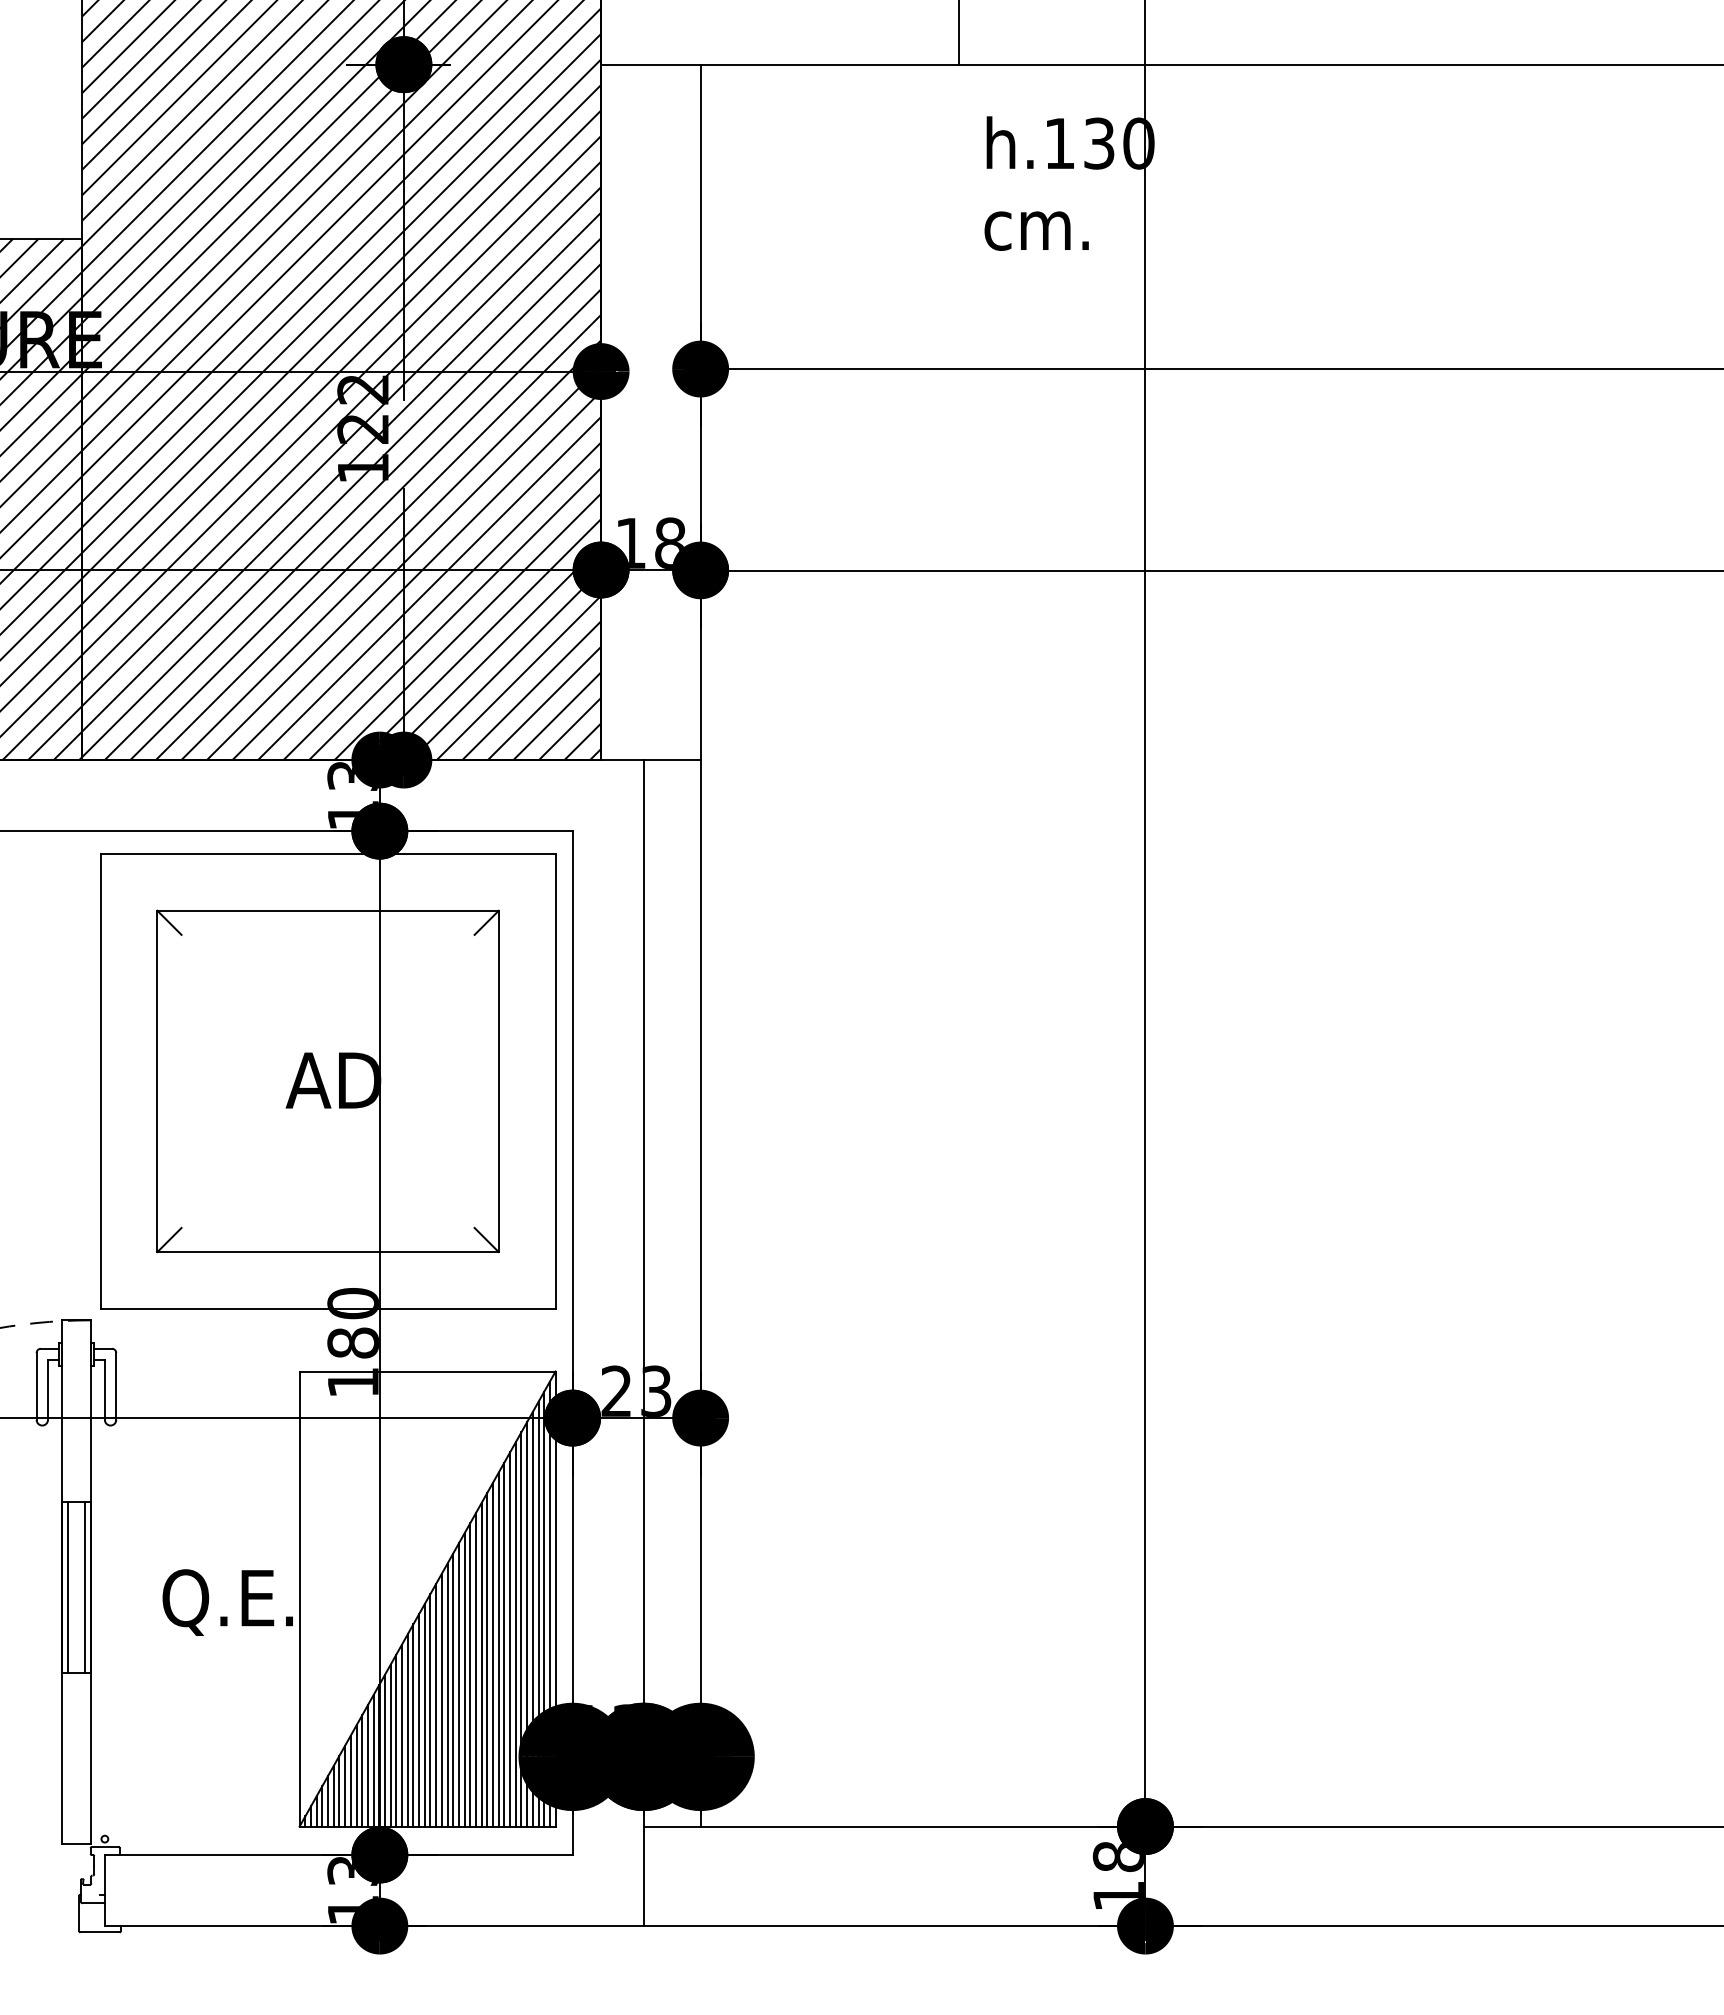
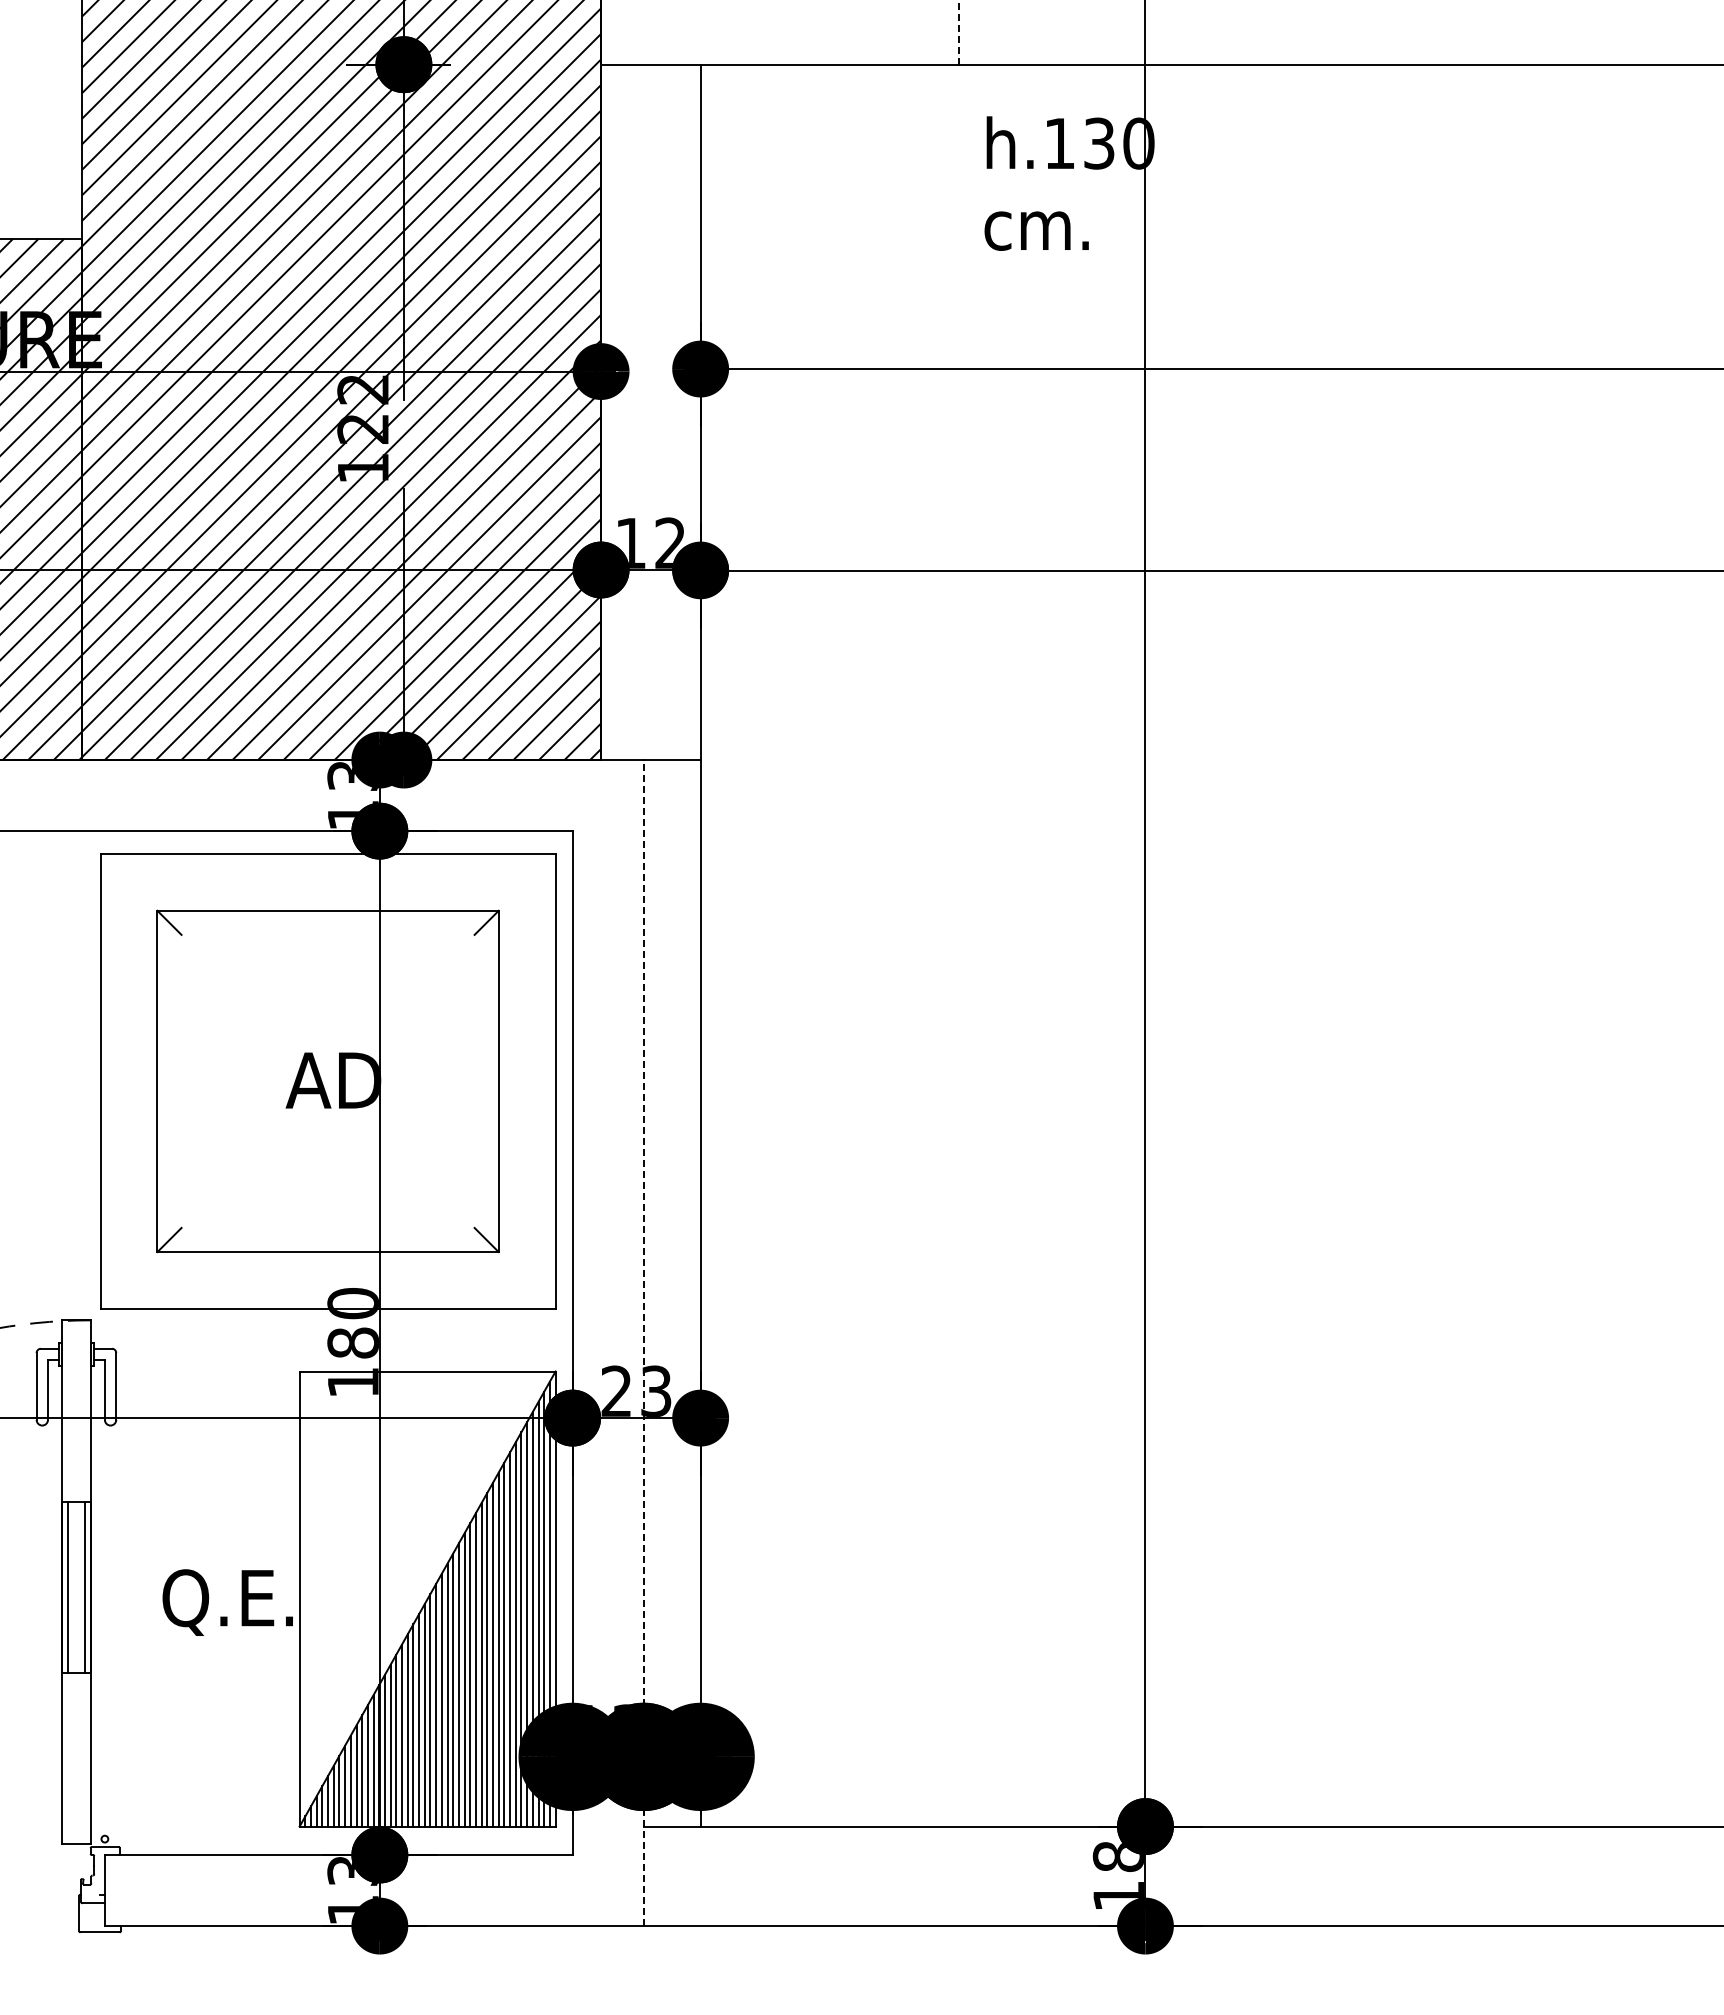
line: solid -> dashed (959, 32)
text: 18 -> 12 (670, 542)
line: solid -> dashed (643, 1342)
